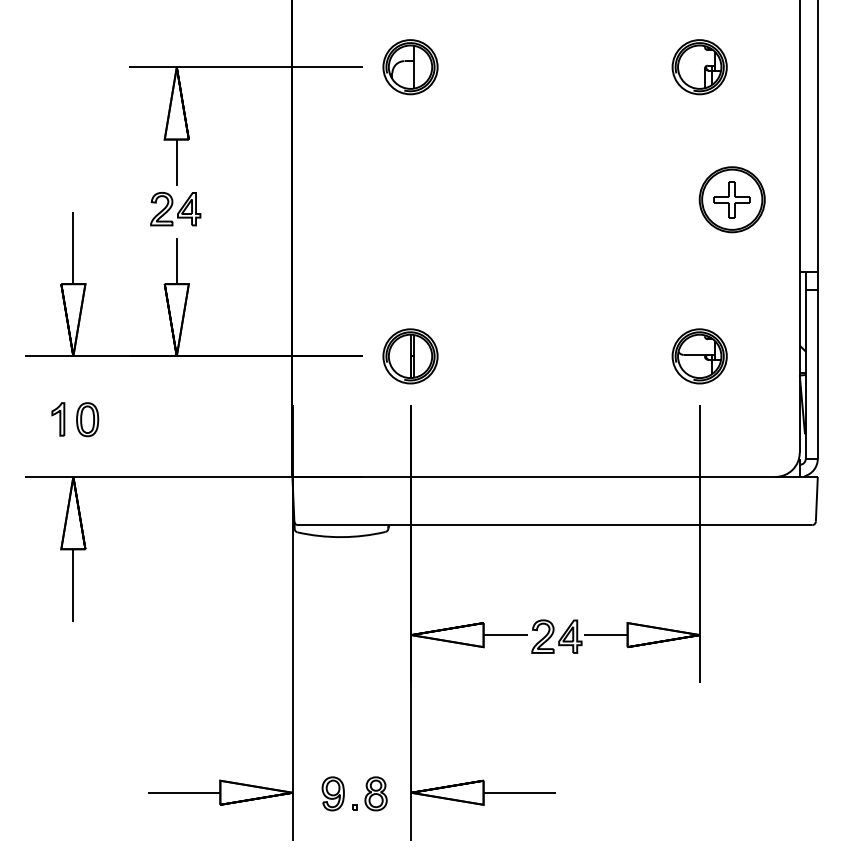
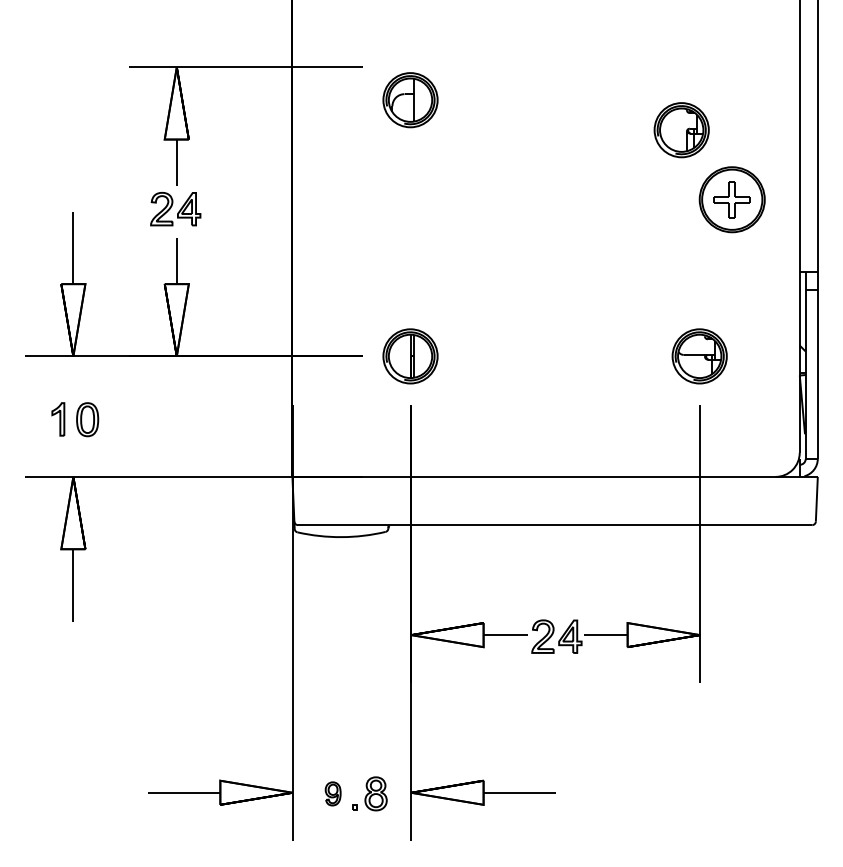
part position: (410, 67) -> (410, 100) (410, 100)
part position: (699, 67) -> (681, 130) (681, 130)
part size: 24x36 px -> 18x26 px (332, 793)
